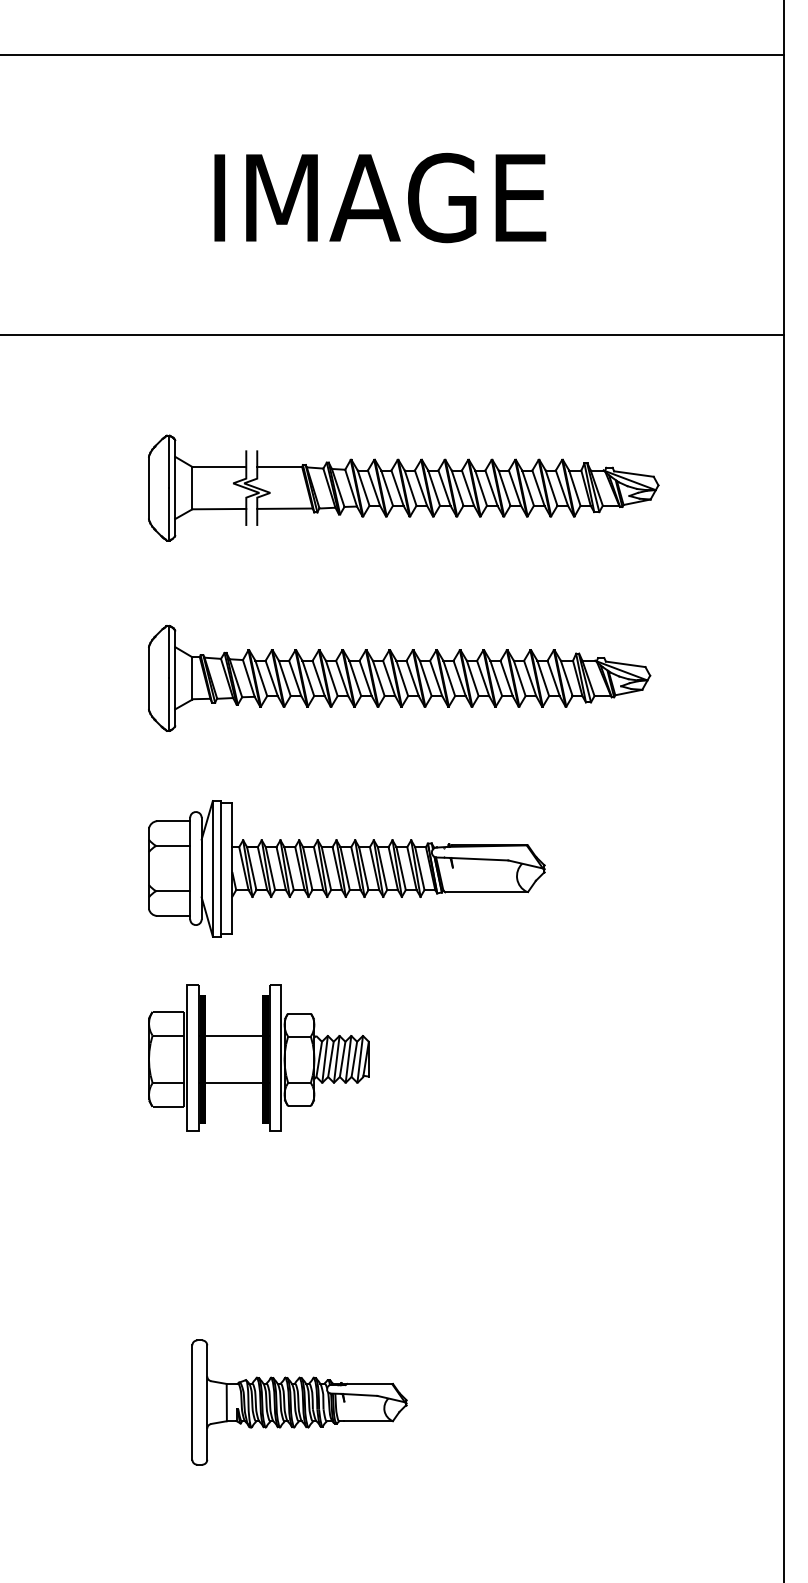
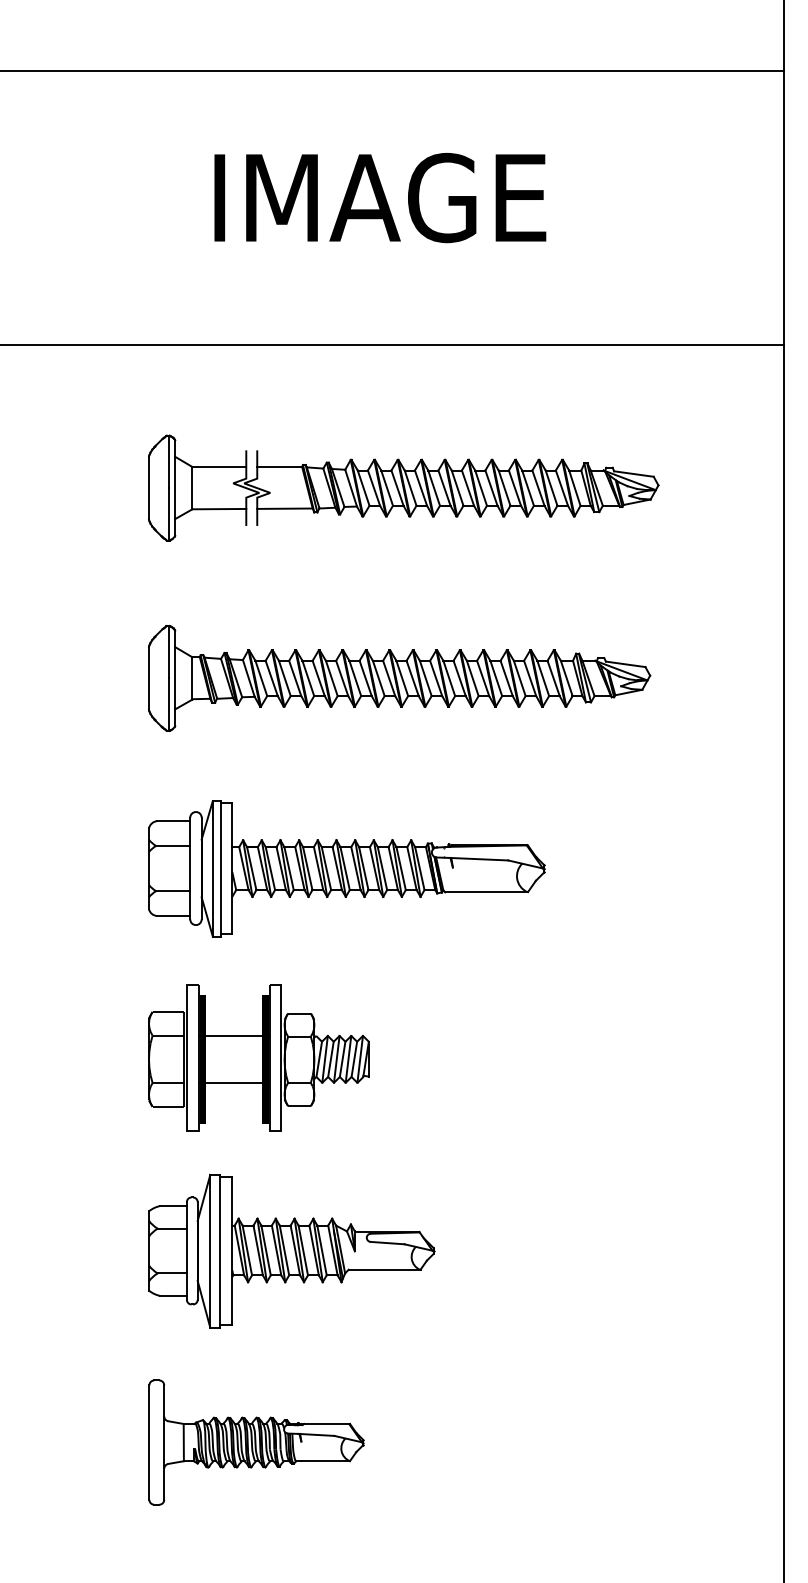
line position: (392, 55) -> (392, 71) (392, 71)
line position: (392, 334) -> (392, 344) (392, 344)
part: none -> present (291, 1251)
part position: (299, 1402) -> (256, 1442) (256, 1442)
